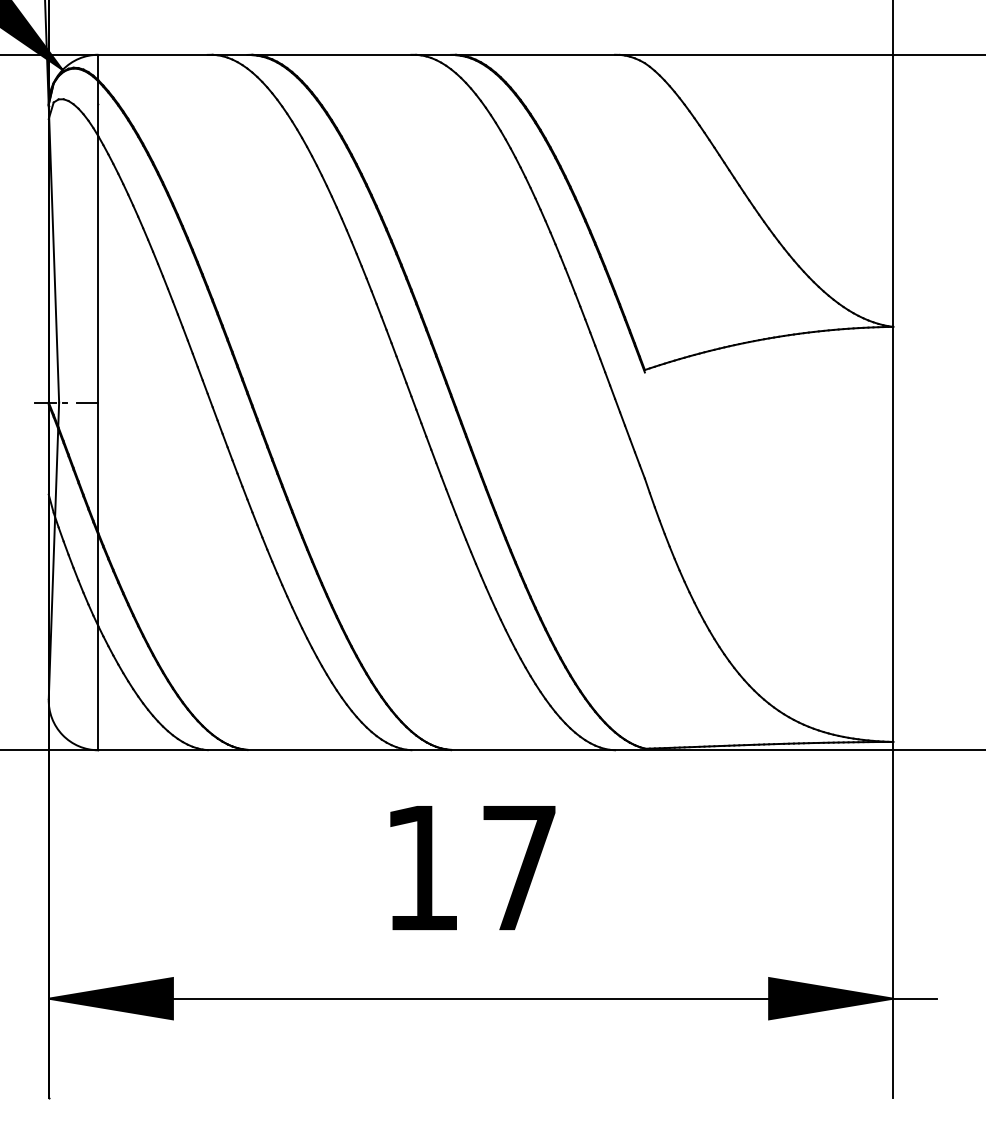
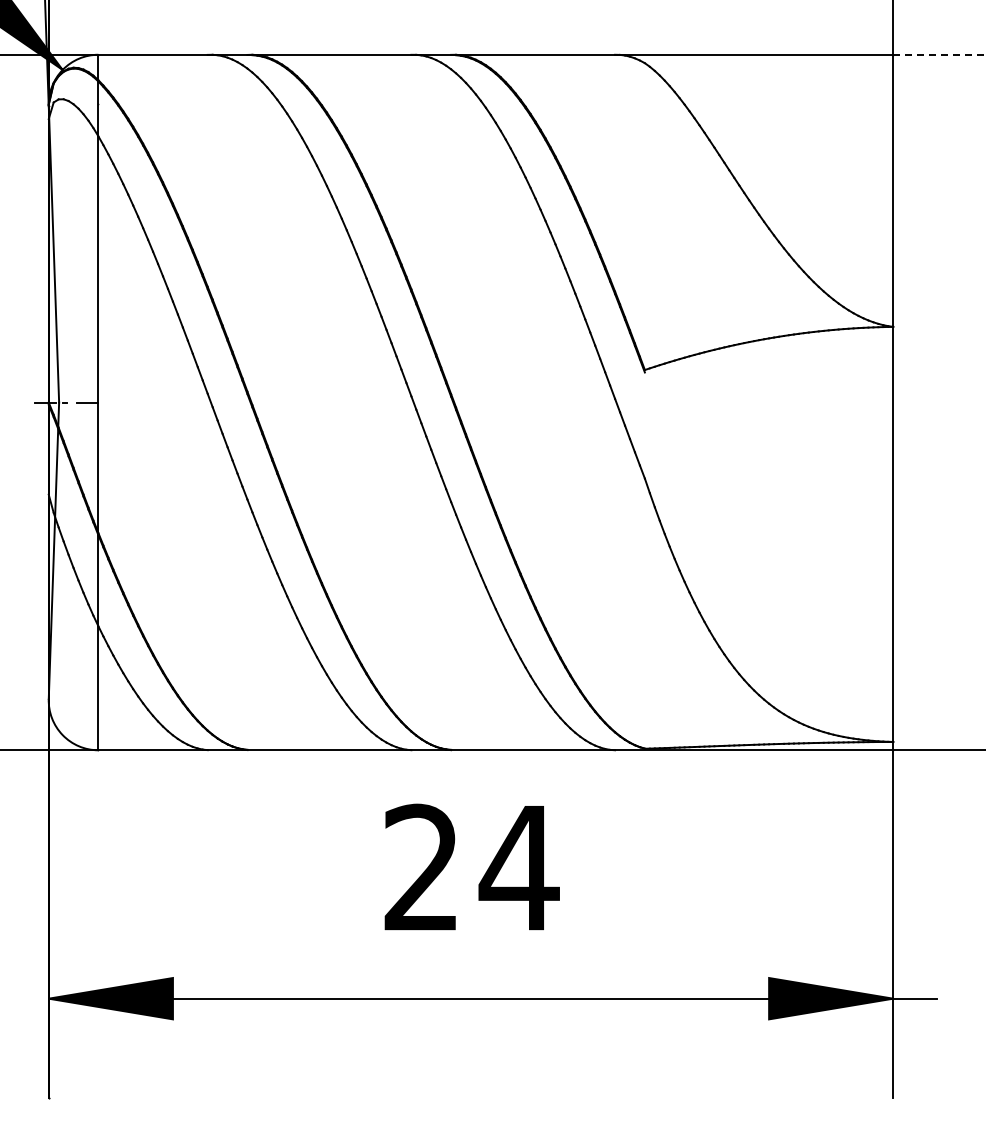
line: solid -> dashed (939, 54)
text: 17 -> 24 (471, 866)
